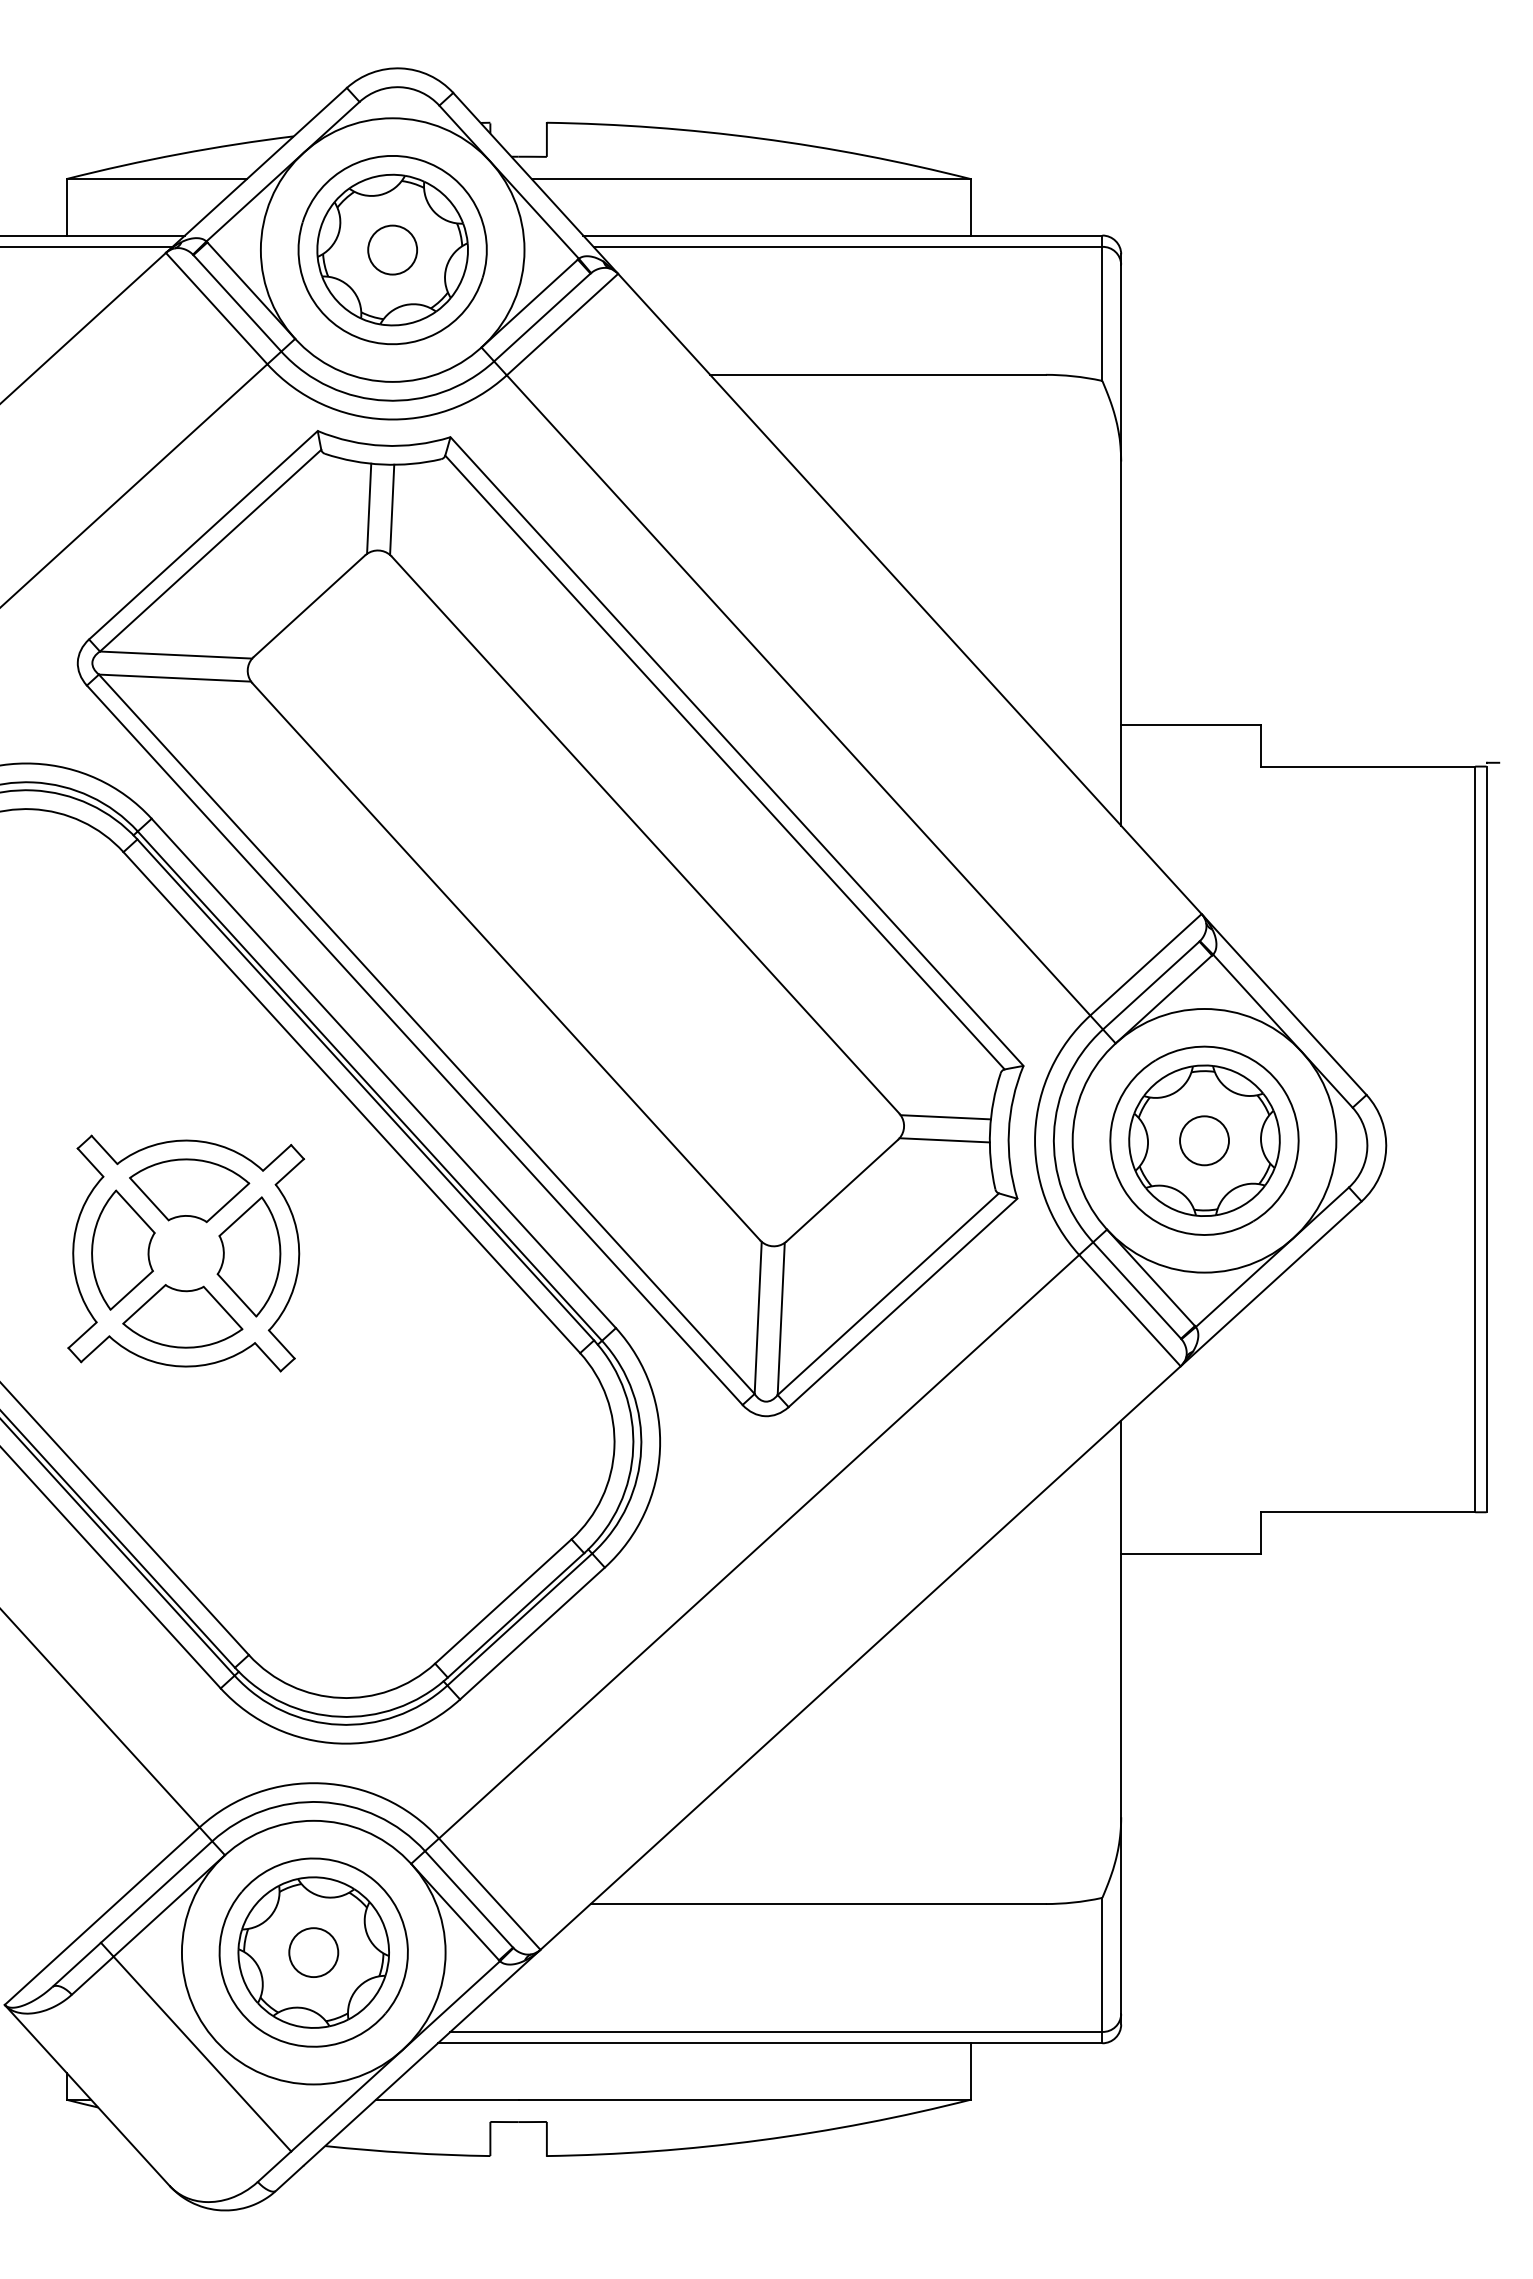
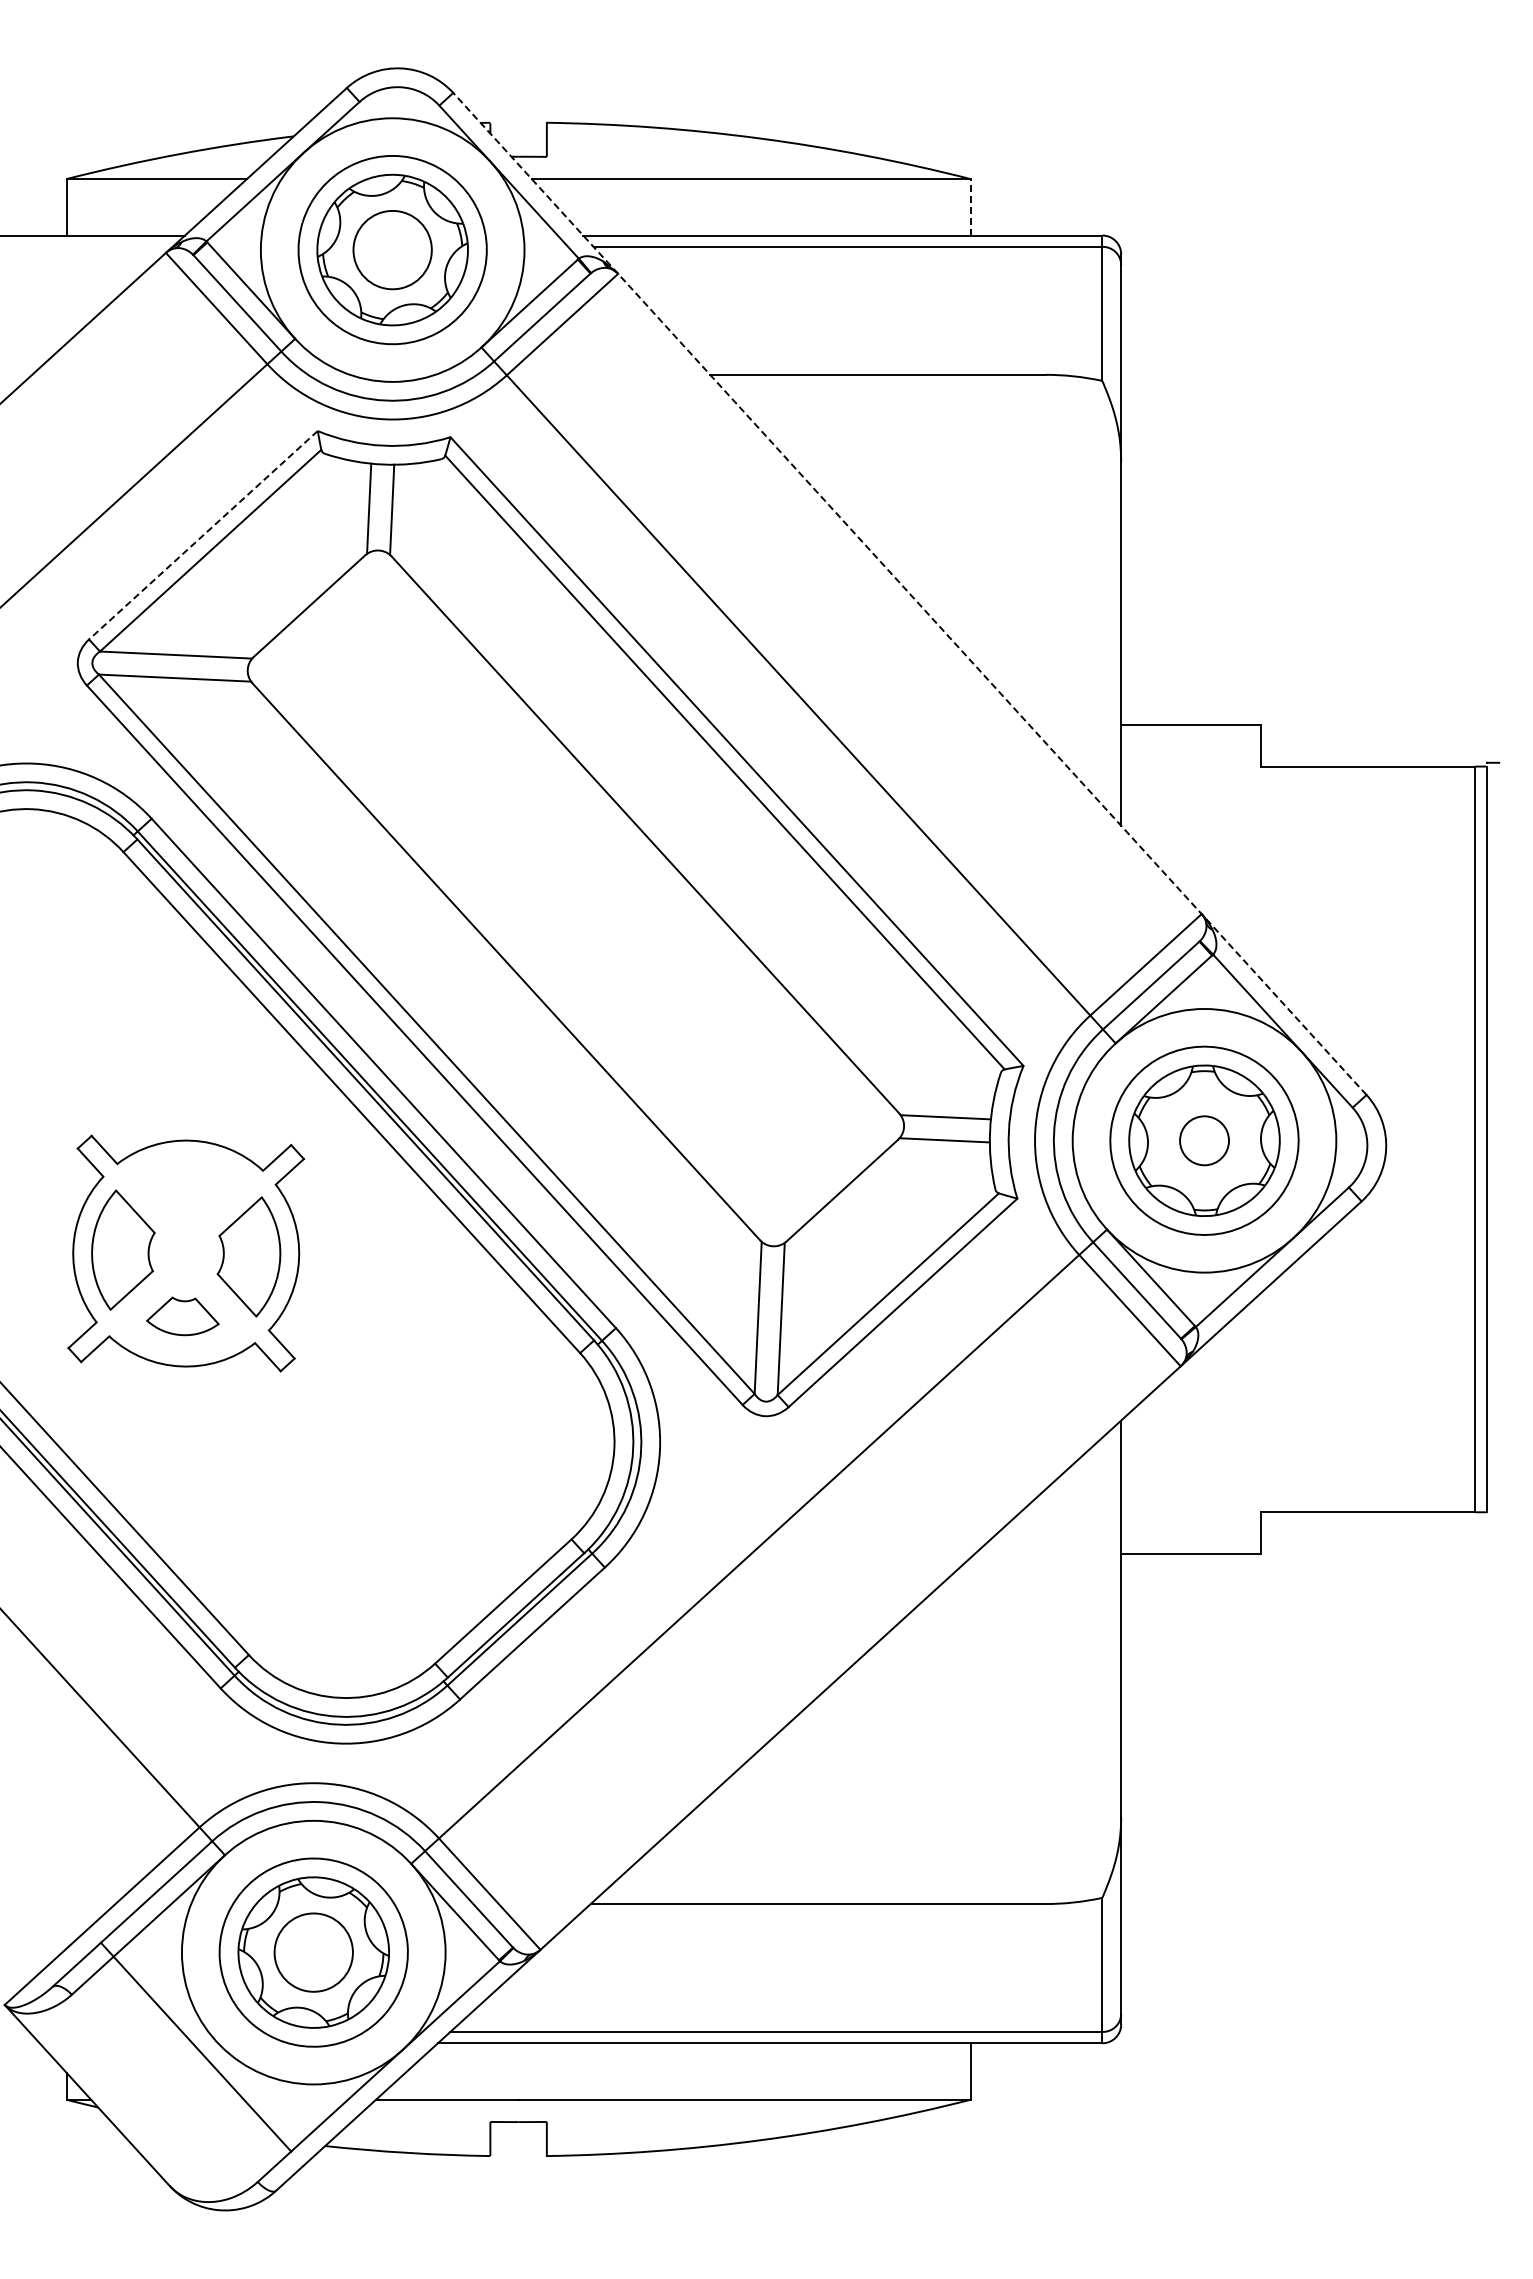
line: solid -> dashed (970, 206)
line: present -> none (87, 246)
circle diameter: 49 px -> 78 px (392, 249)
line: solid -> dashed (203, 535)
line: solid -> dashed (909, 593)
part: present -> none (189, 1190)
part size: 122x65 px -> 74x41 px (182, 1316)
circle diameter: 49 px -> 78 px (313, 1952)
